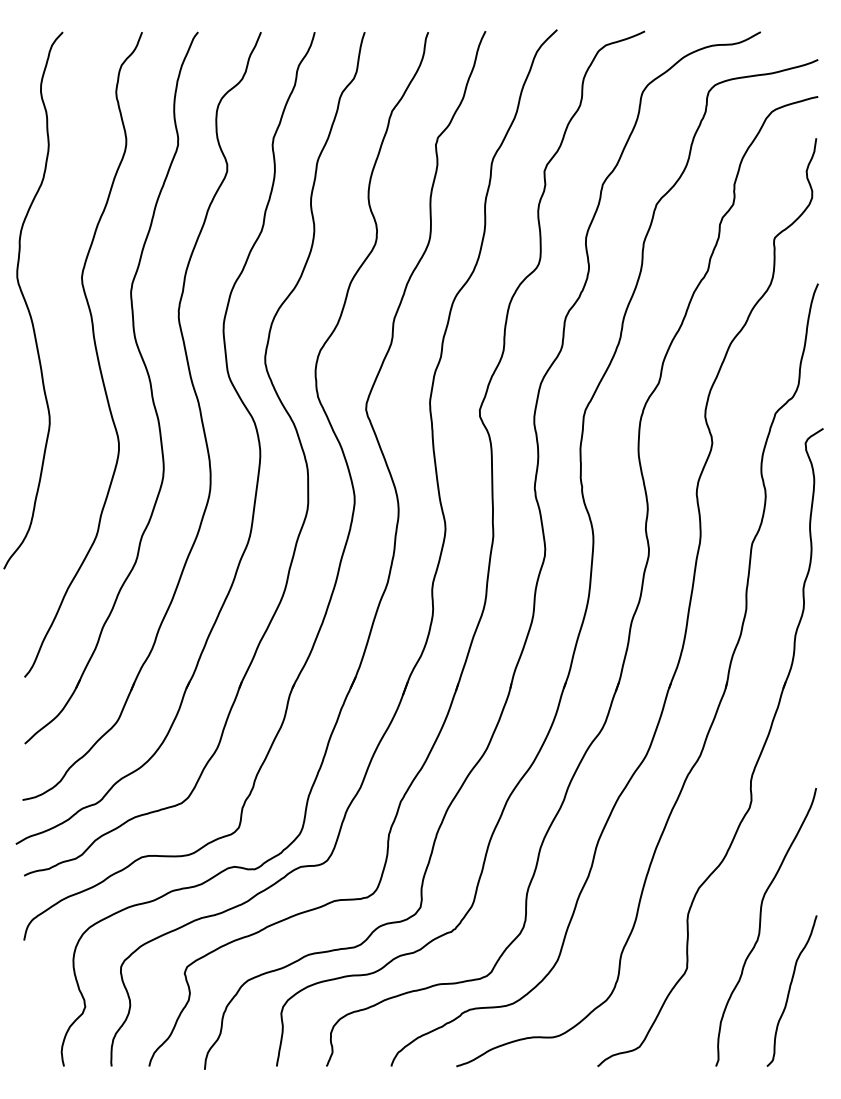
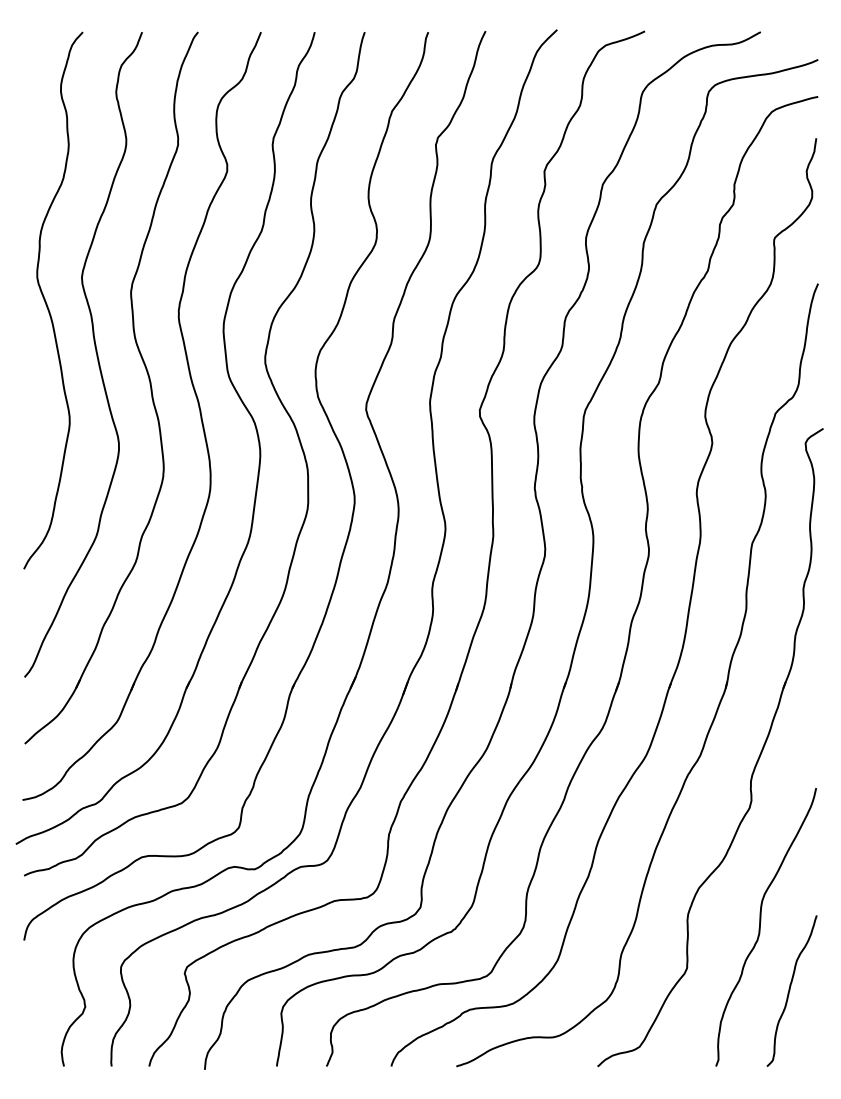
curve position: (27, 303) -> (47, 303) (47, 303)
